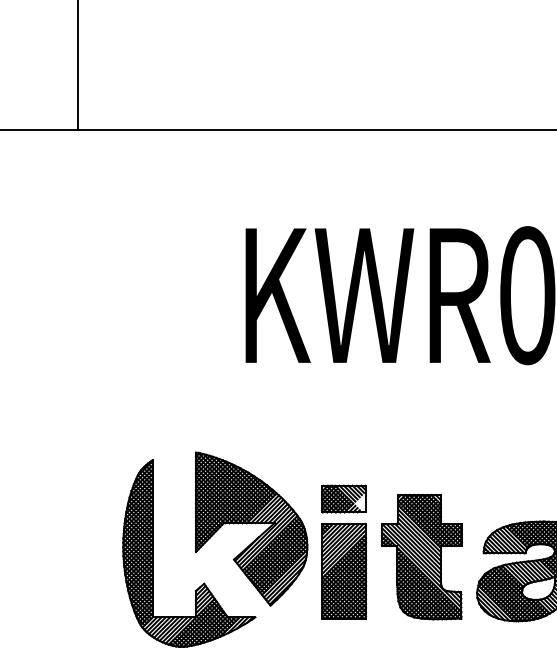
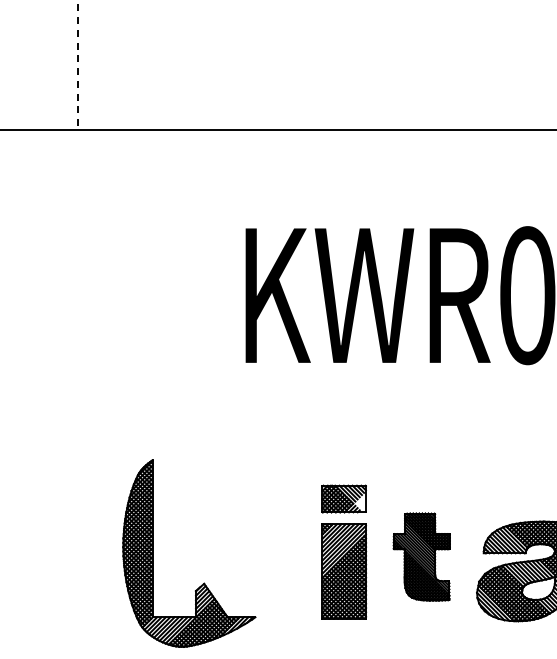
line: solid -> dashed (78, 65)
part: present -> none (251, 528)
part size: 83x128 px -> 59x90 px (421, 556)
